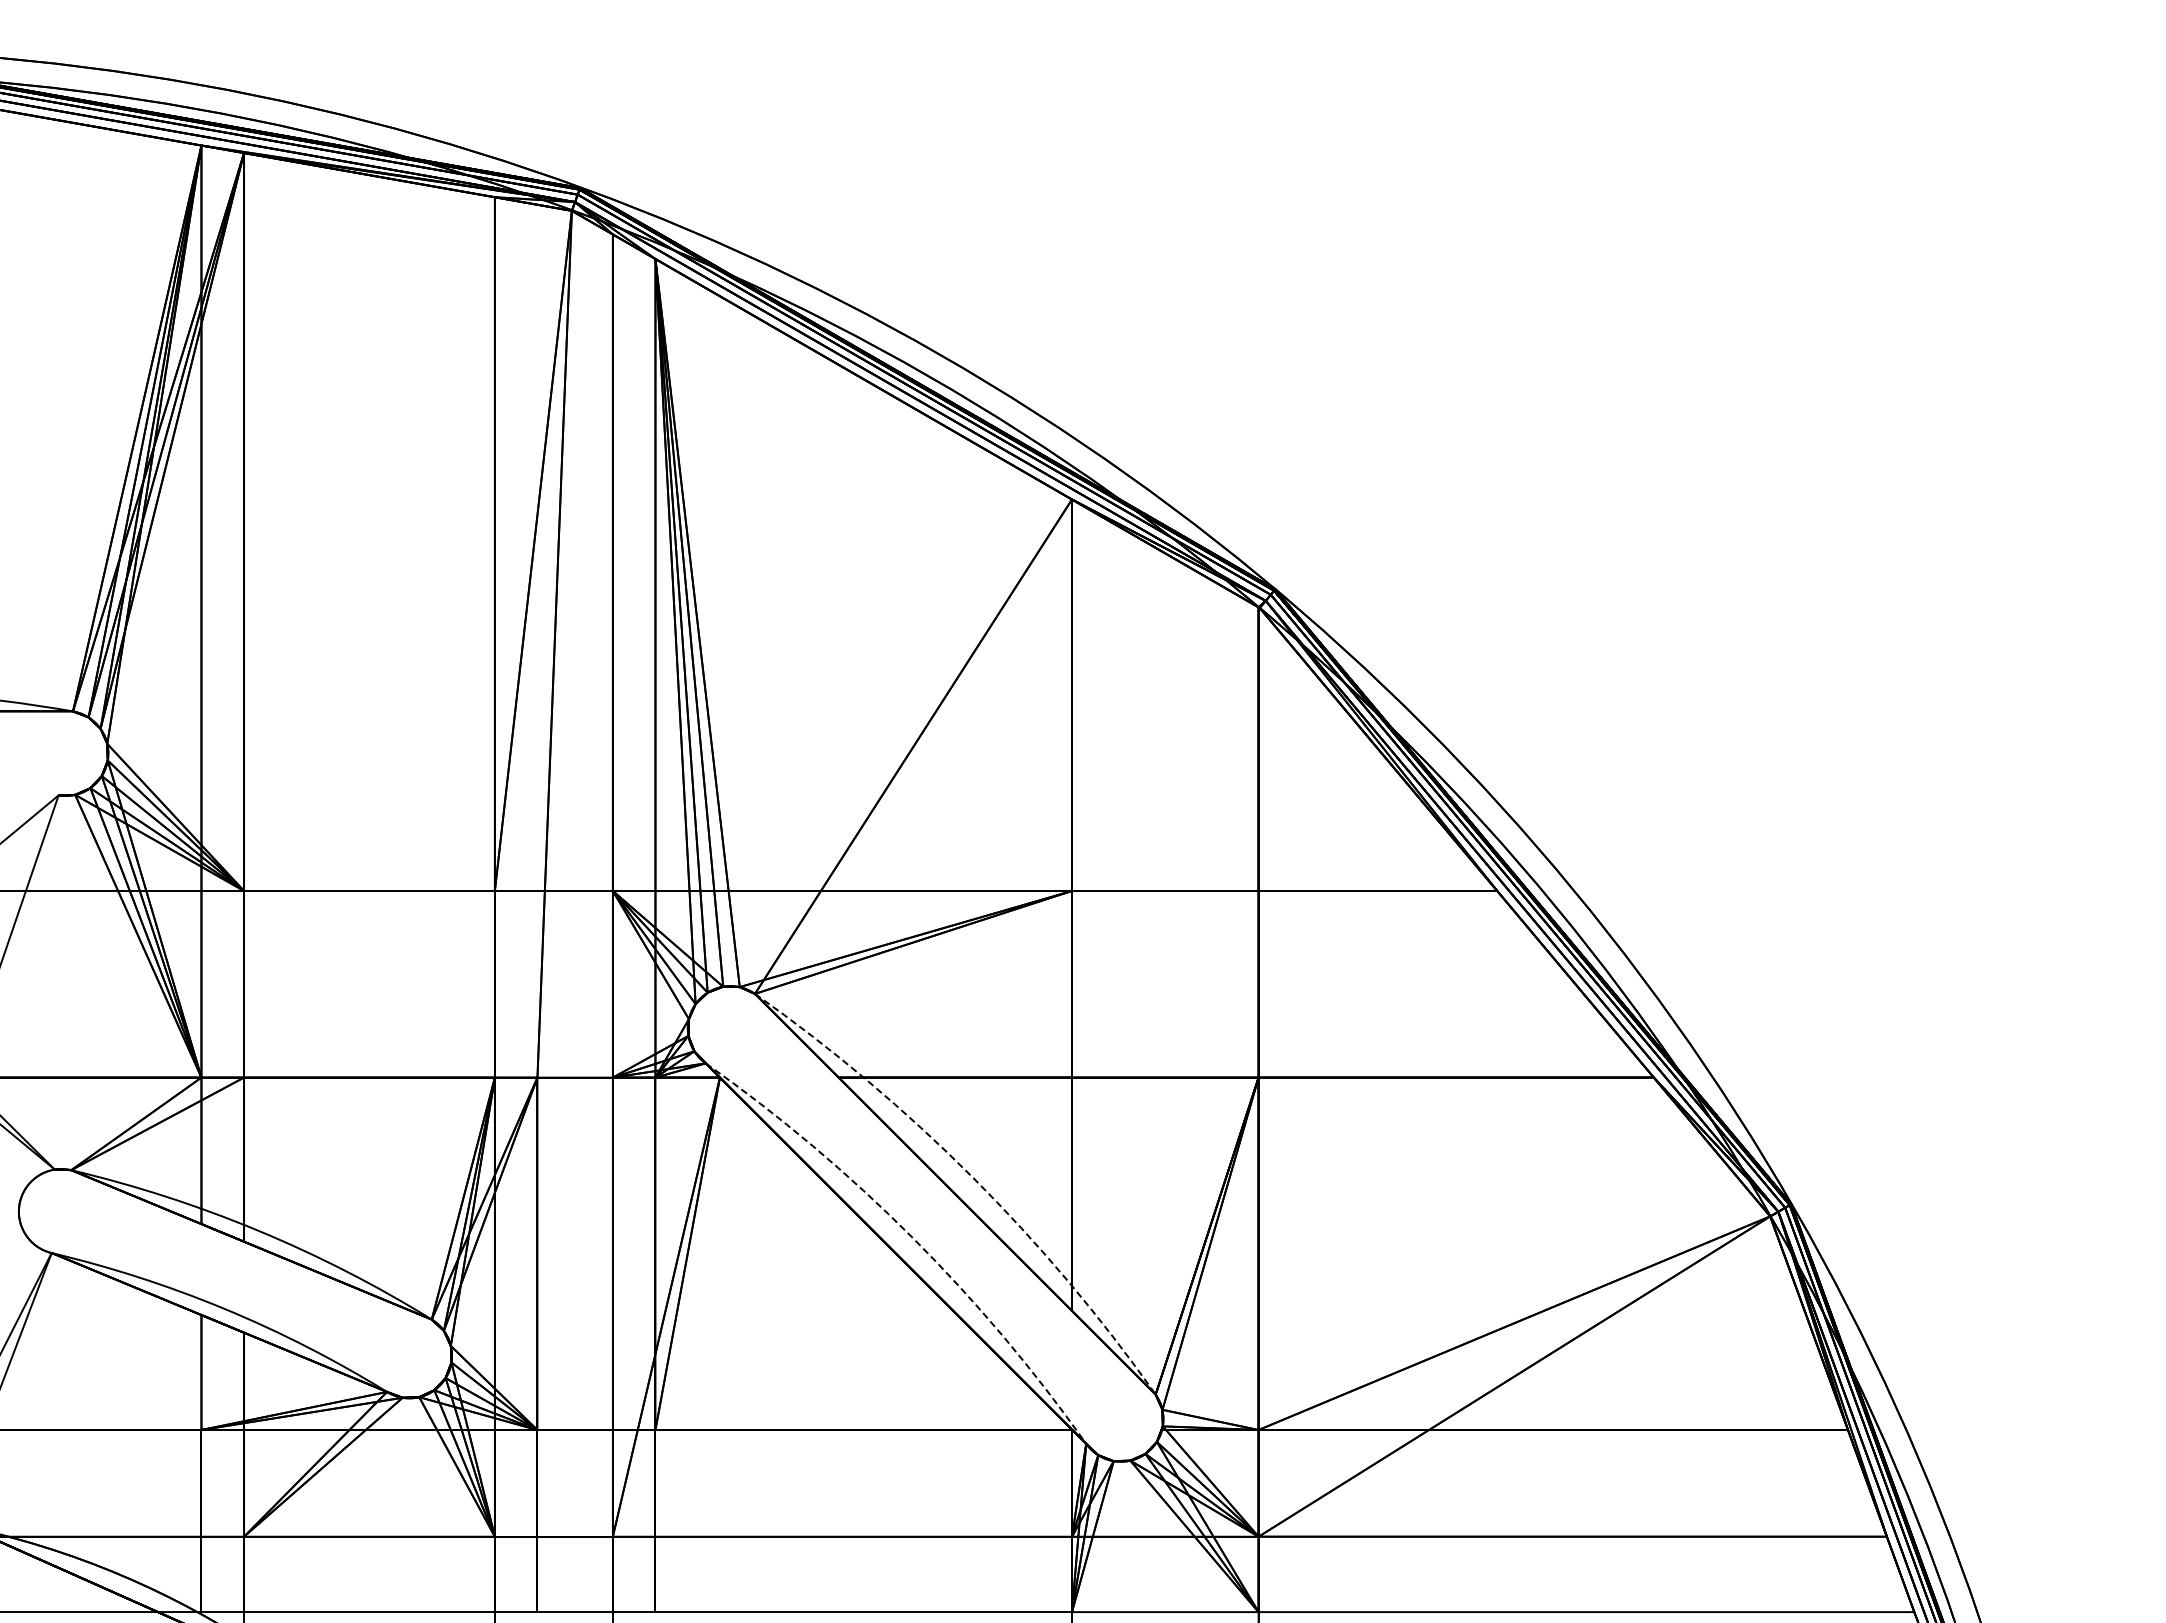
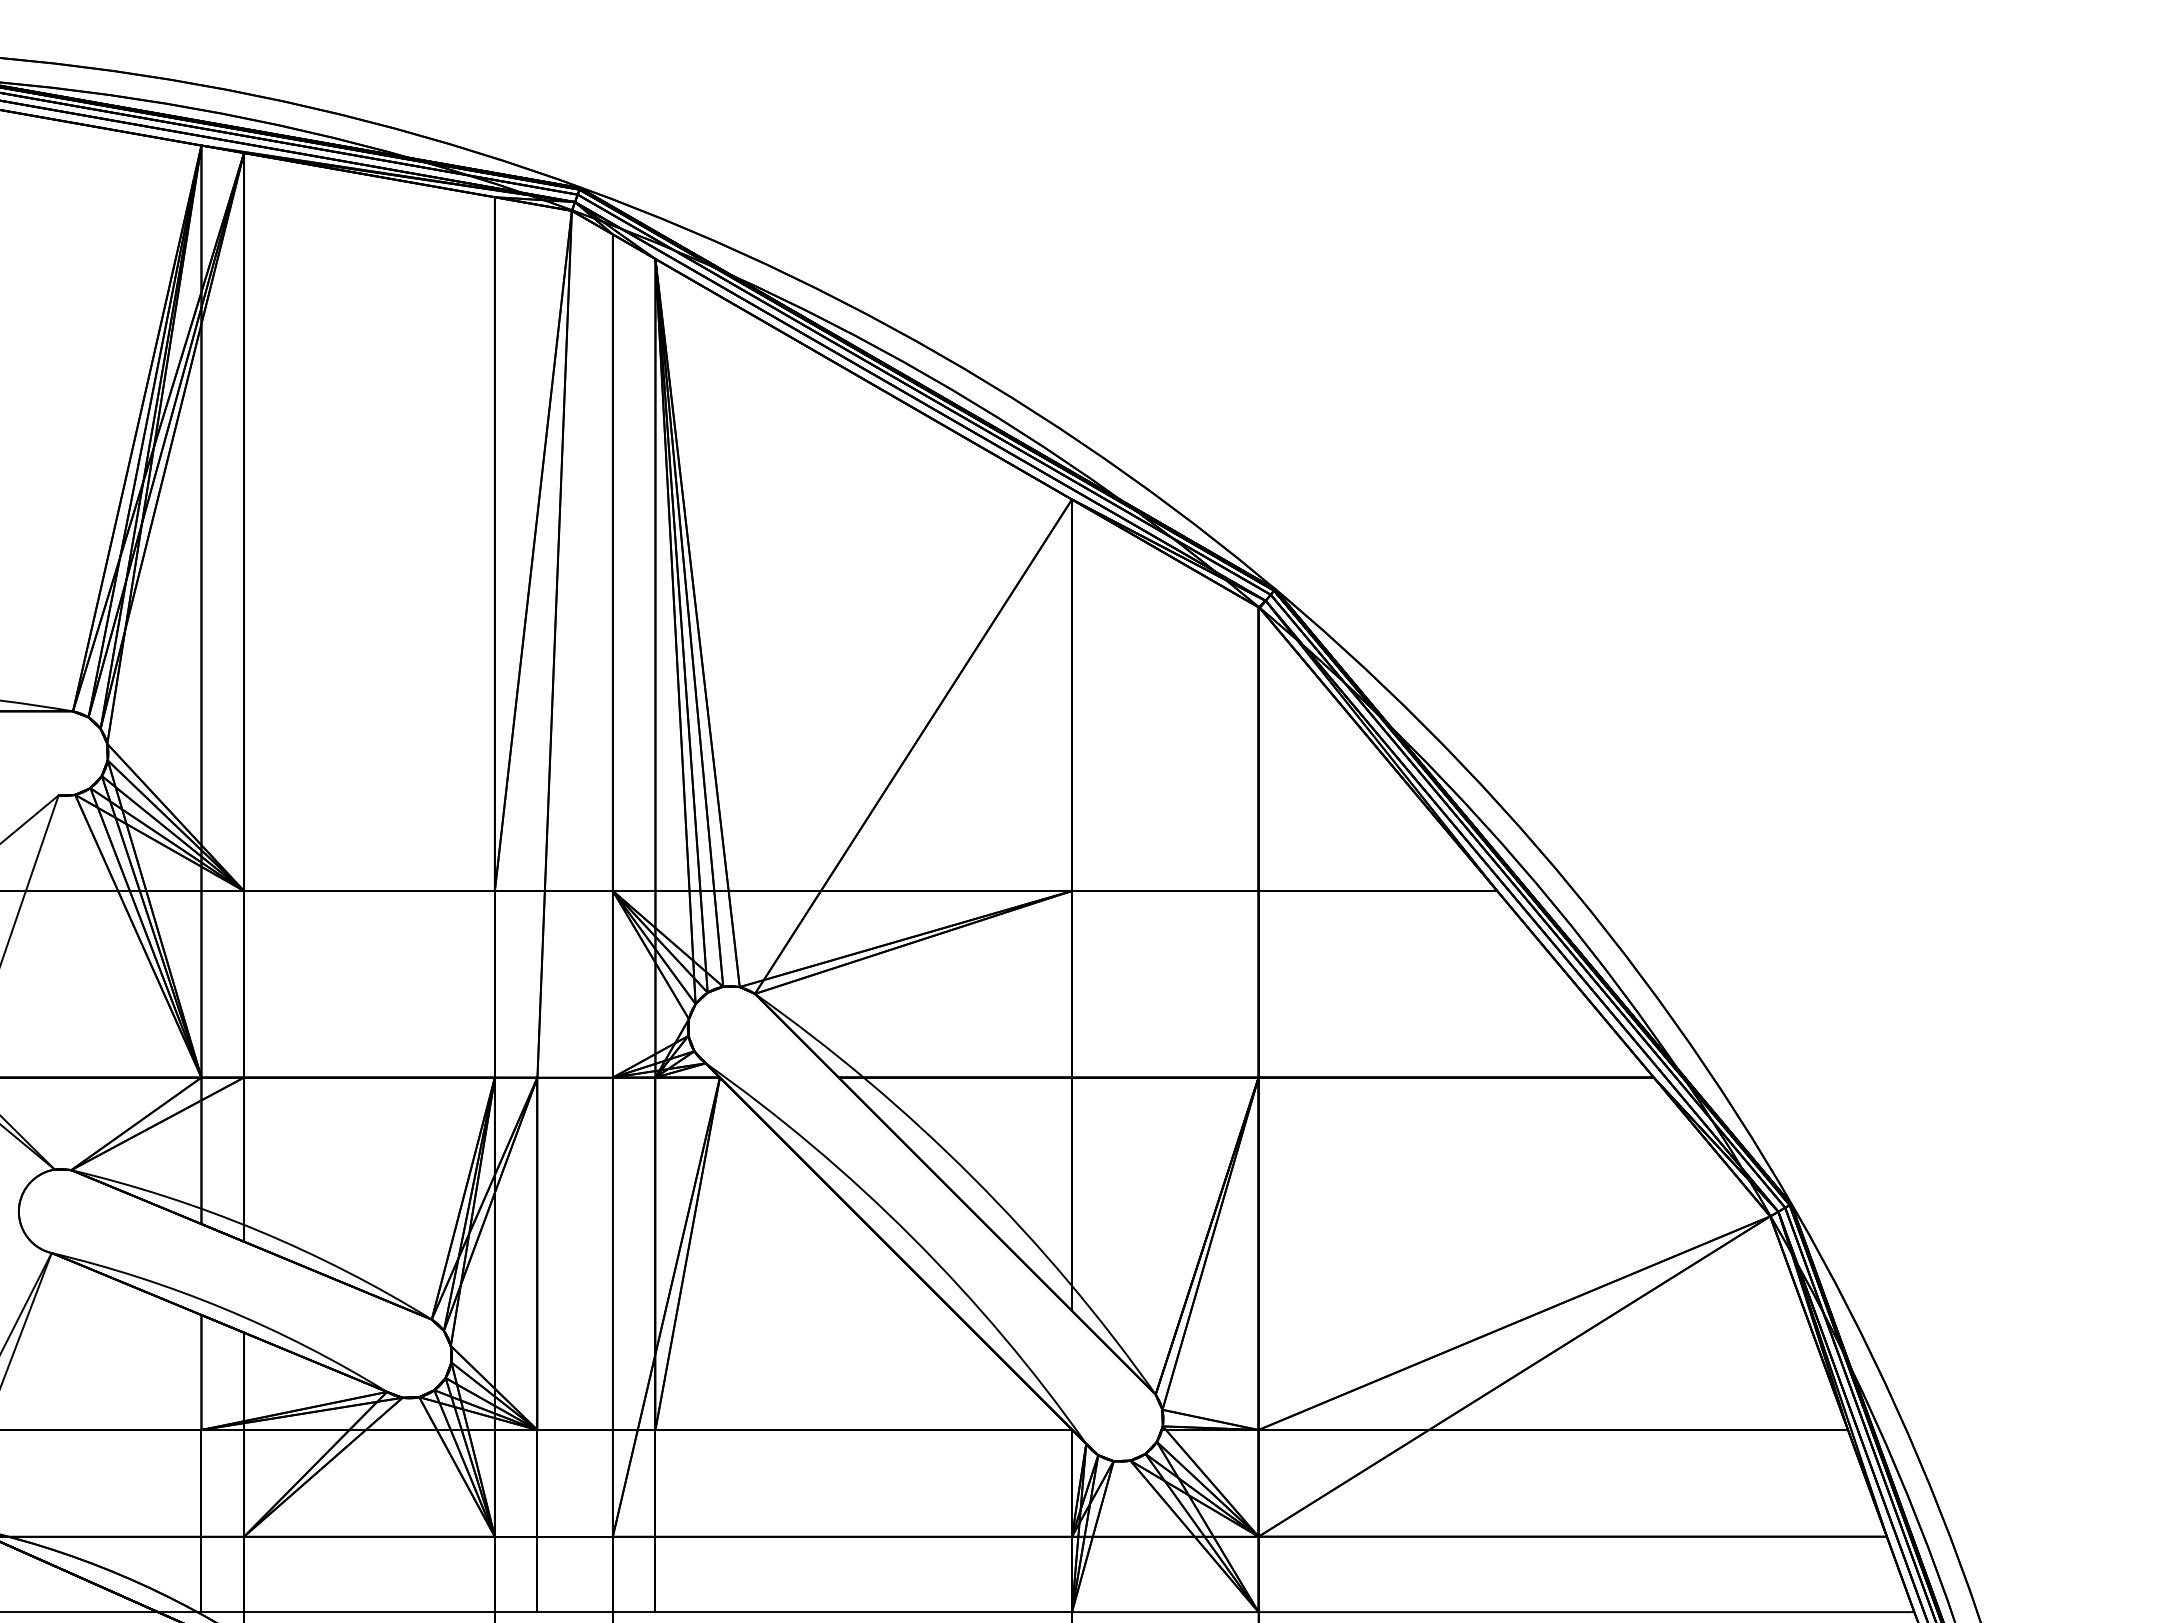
arc: dashed -> solid (972, 1177)
arc: dashed -> solid (912, 1237)
